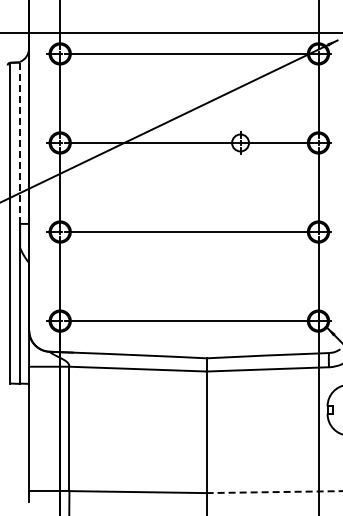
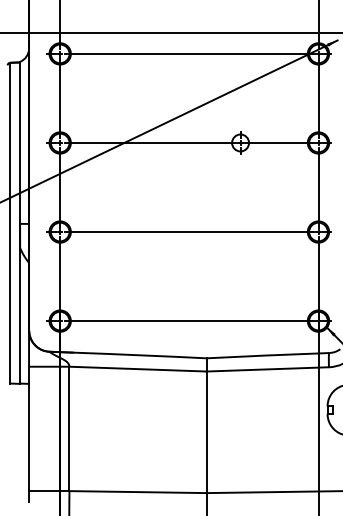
line: dashed -> solid (20, 142)
line: dashed -> solid (275, 492)
